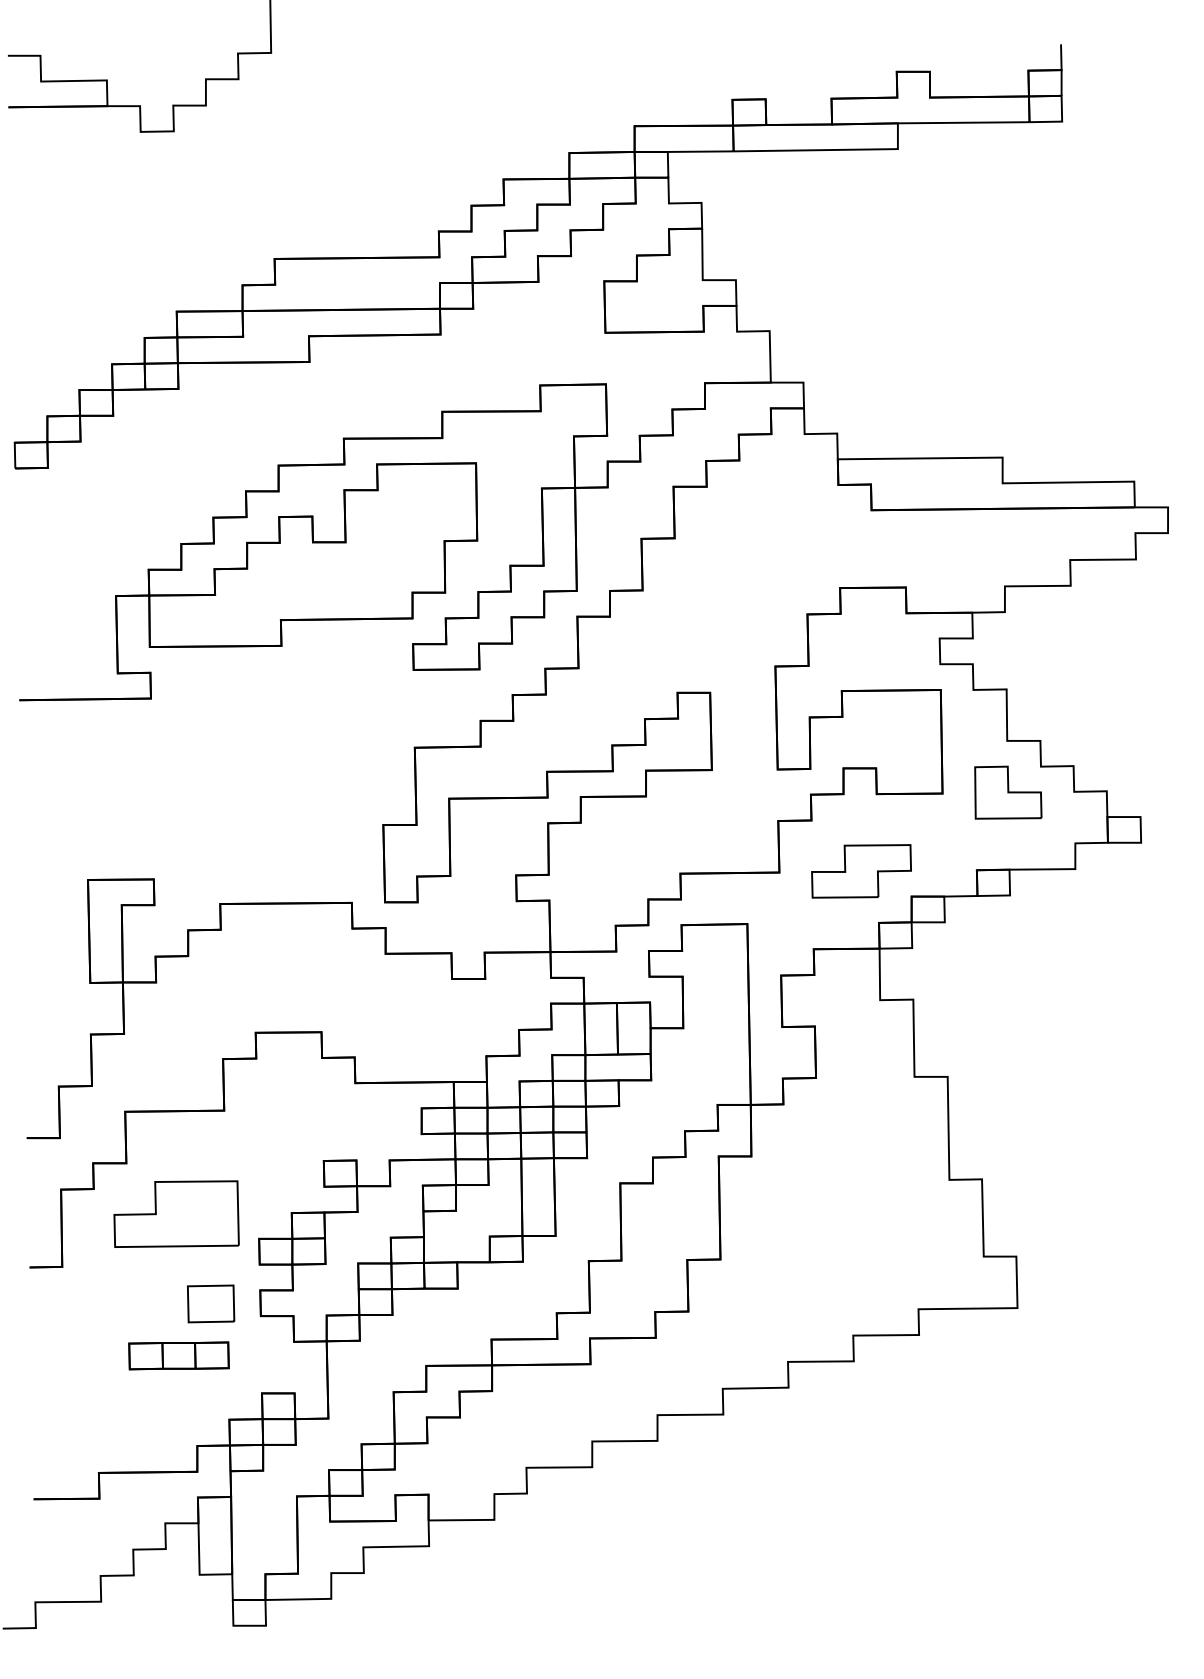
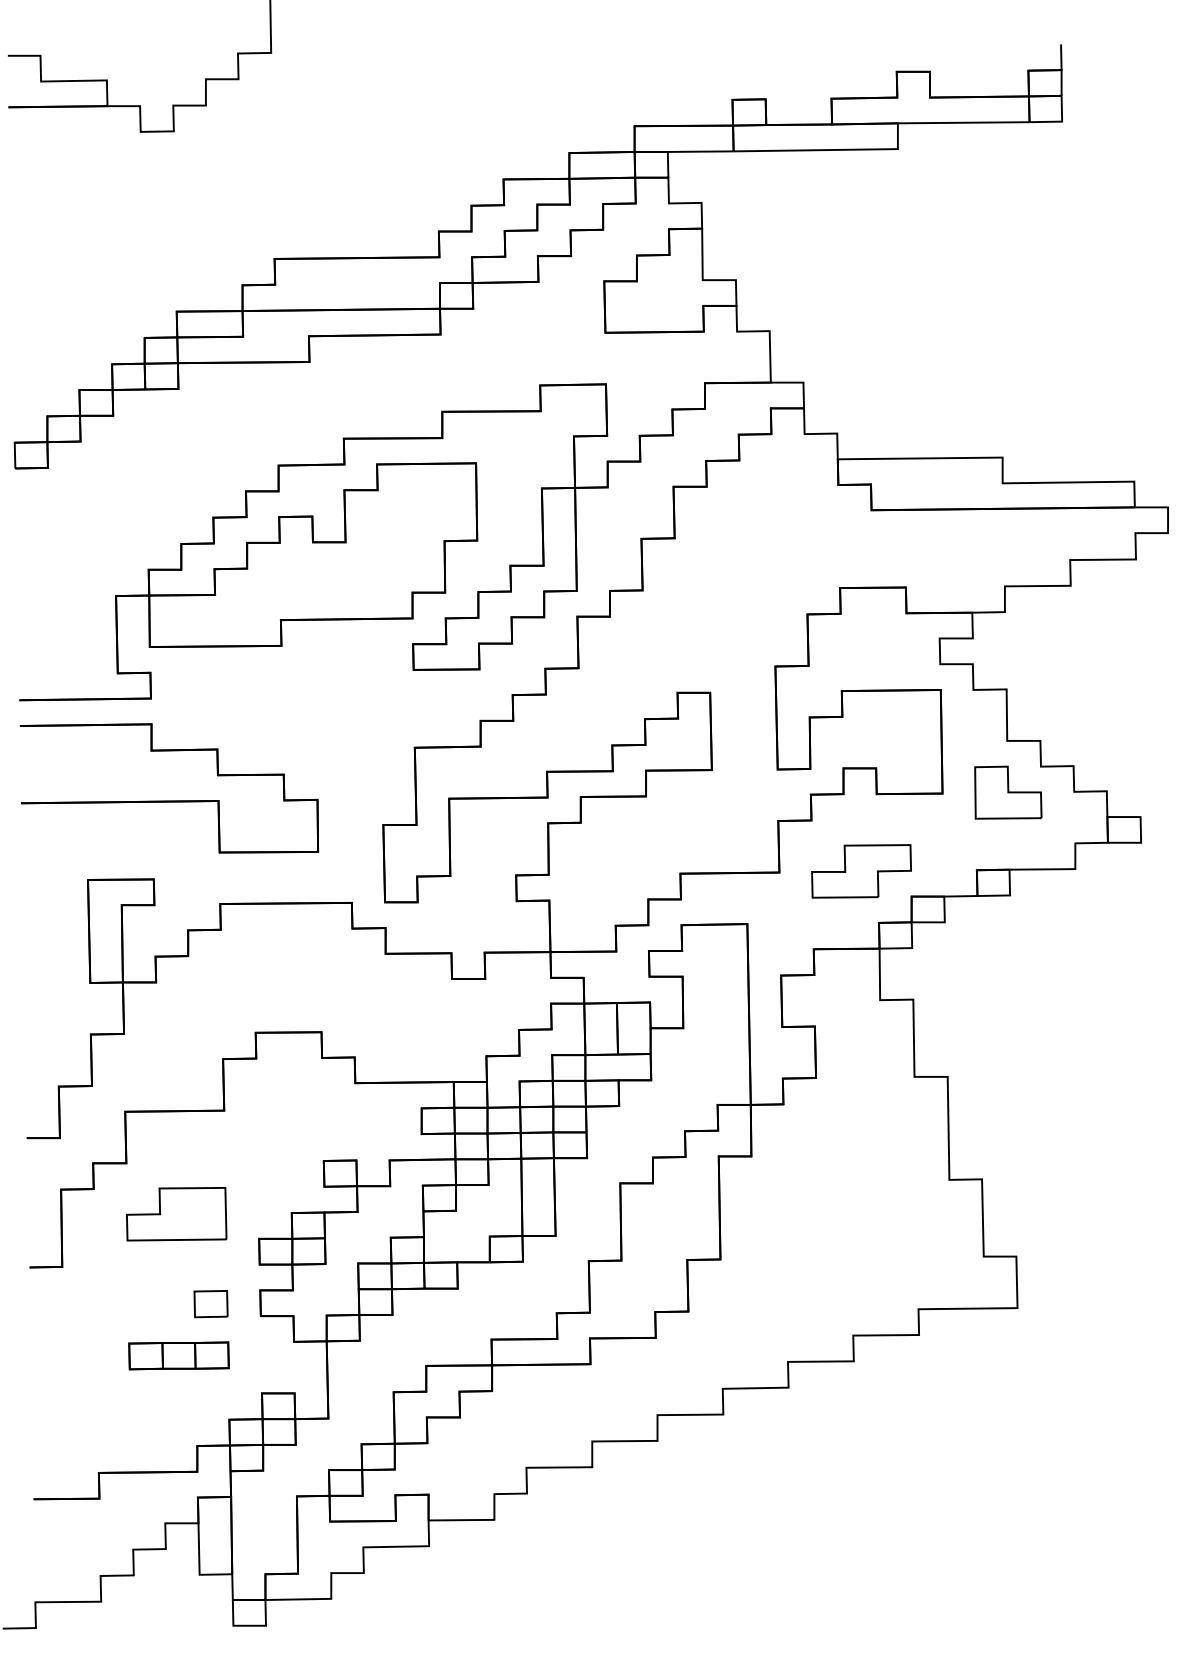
part: none -> present (169, 800)
part size: 127x68 px -> 102x55 px (176, 1214)
part size: 49x40 px -> 36x29 px (210, 1304)
